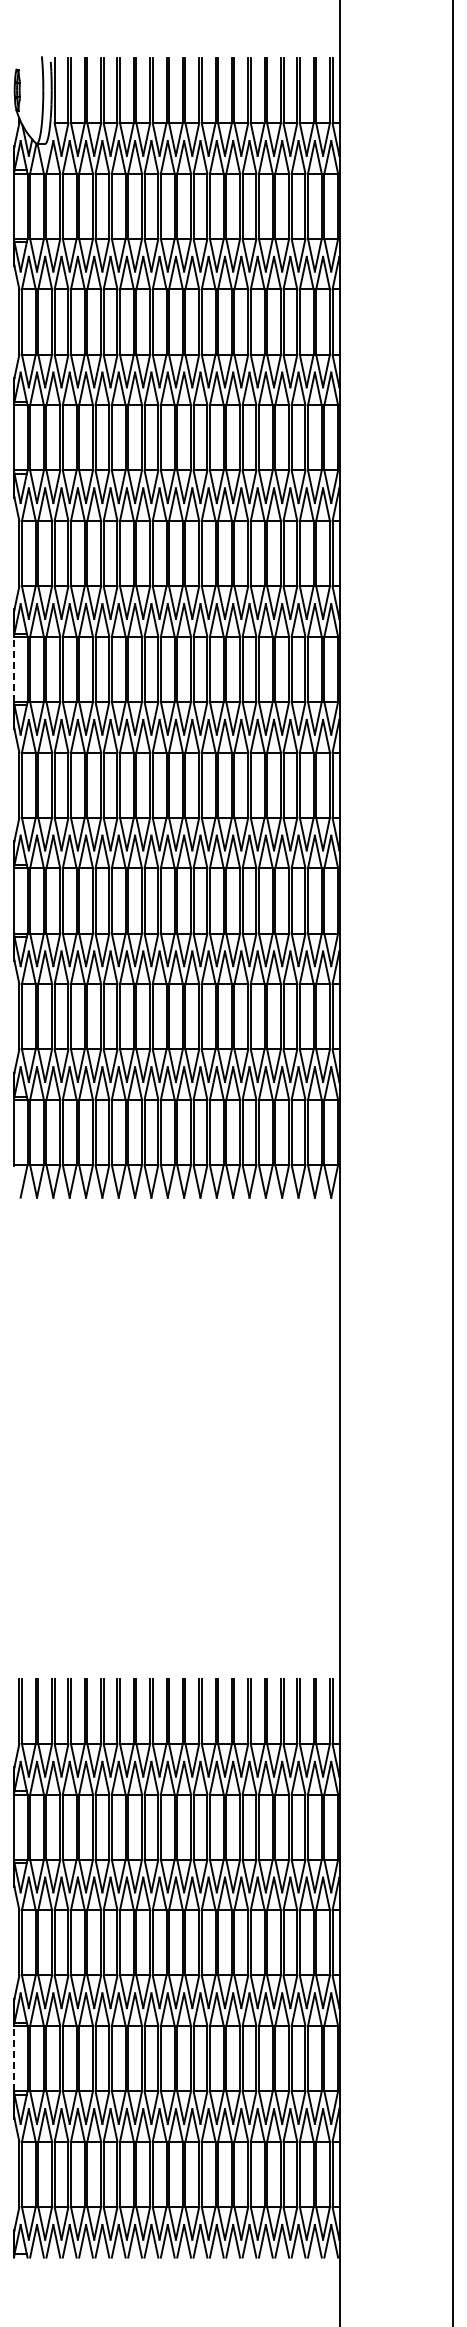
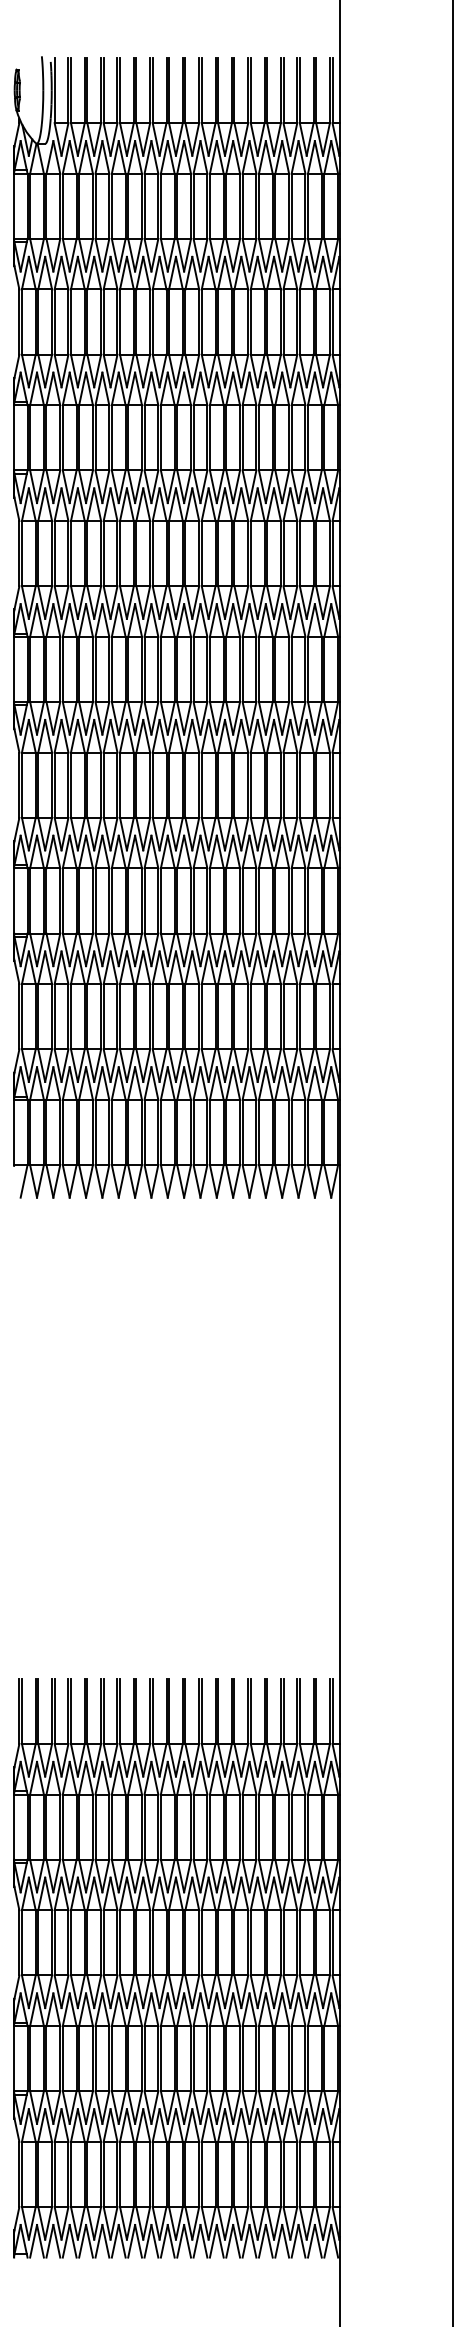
line: dashed -> solid (14, 669)
line: dashed -> solid (14, 2058)
